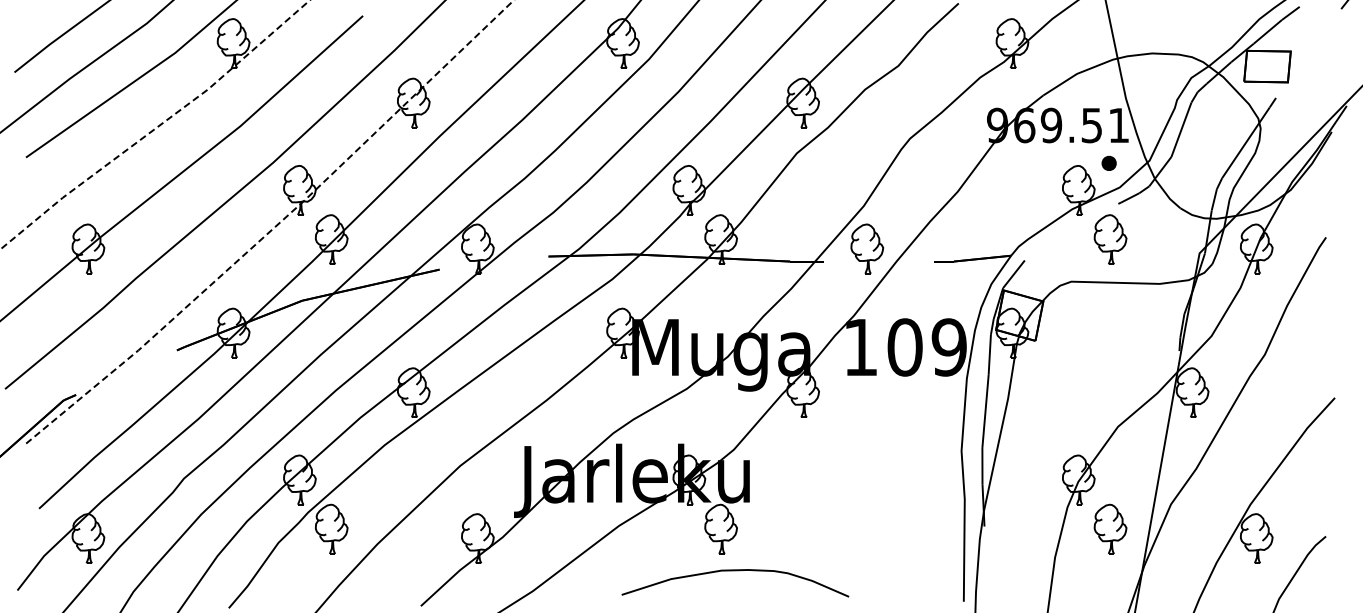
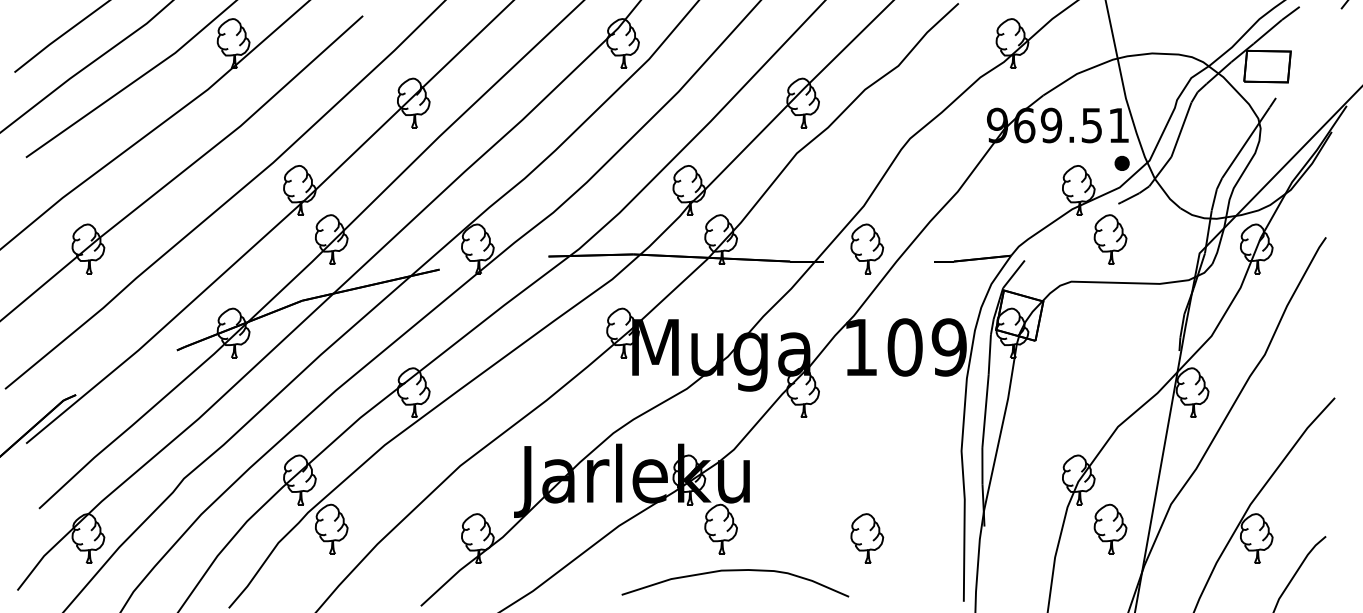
line: dashed -> solid (156, 127)
part position: (1108, 162) -> (1121, 162) (1121, 162)
line: dashed -> solid (274, 227)
part: none -> present (867, 538)
